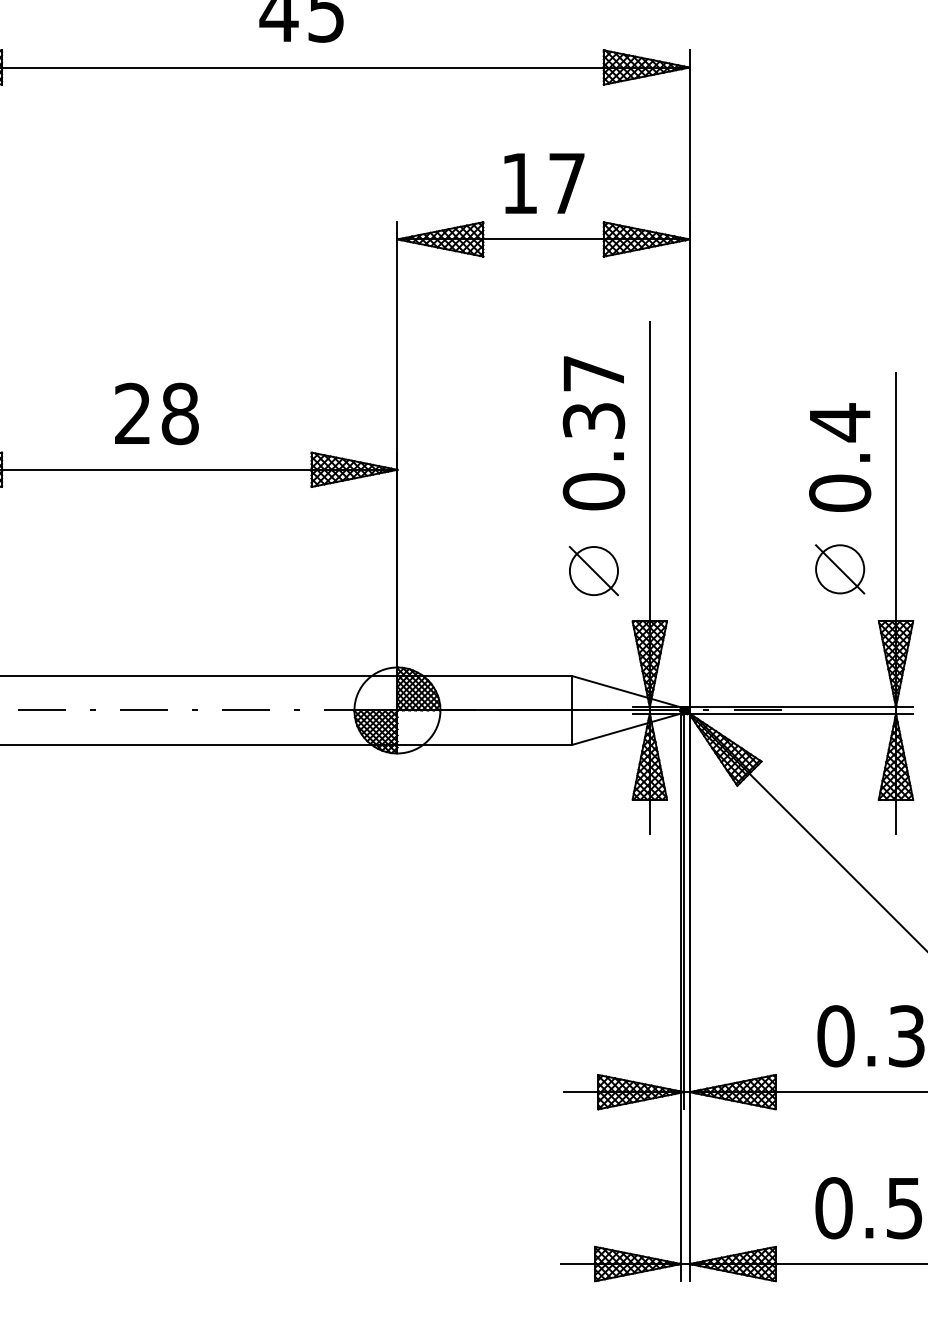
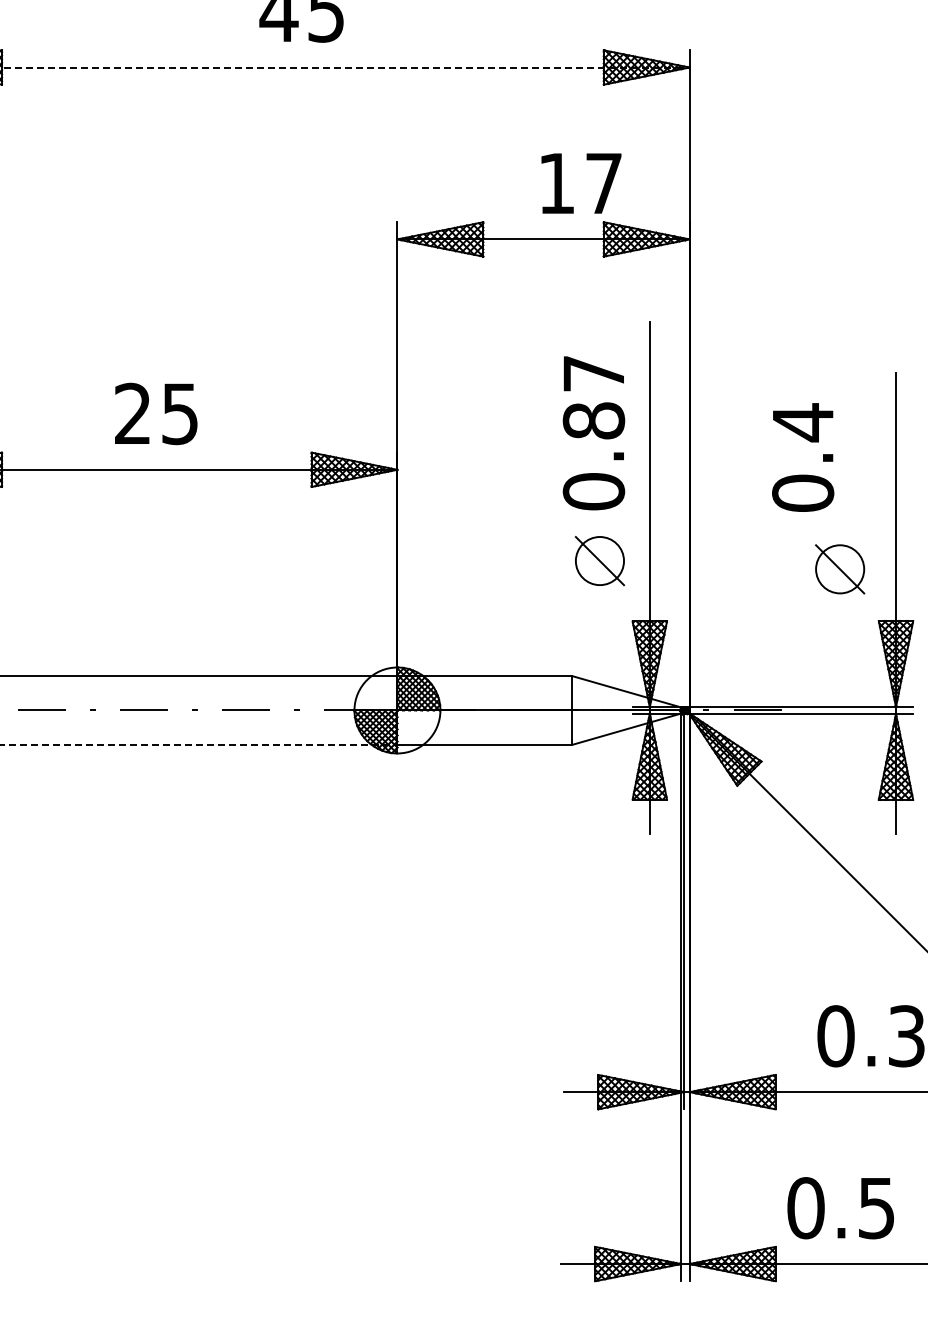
line: solid -> dashed (344, 67)
text position: (544, 183) -> (581, 183) (581, 183)
text: 28 -> 25 (179, 413)
text: 0.37 -> 0.87 (593, 420)
text position: (840, 457) -> (803, 457) (803, 457)
part position: (594, 571) -> (600, 561) (600, 561)
line: solid -> dashed (198, 744)
text position: (868, 1208) -> (840, 1208) (840, 1208)
